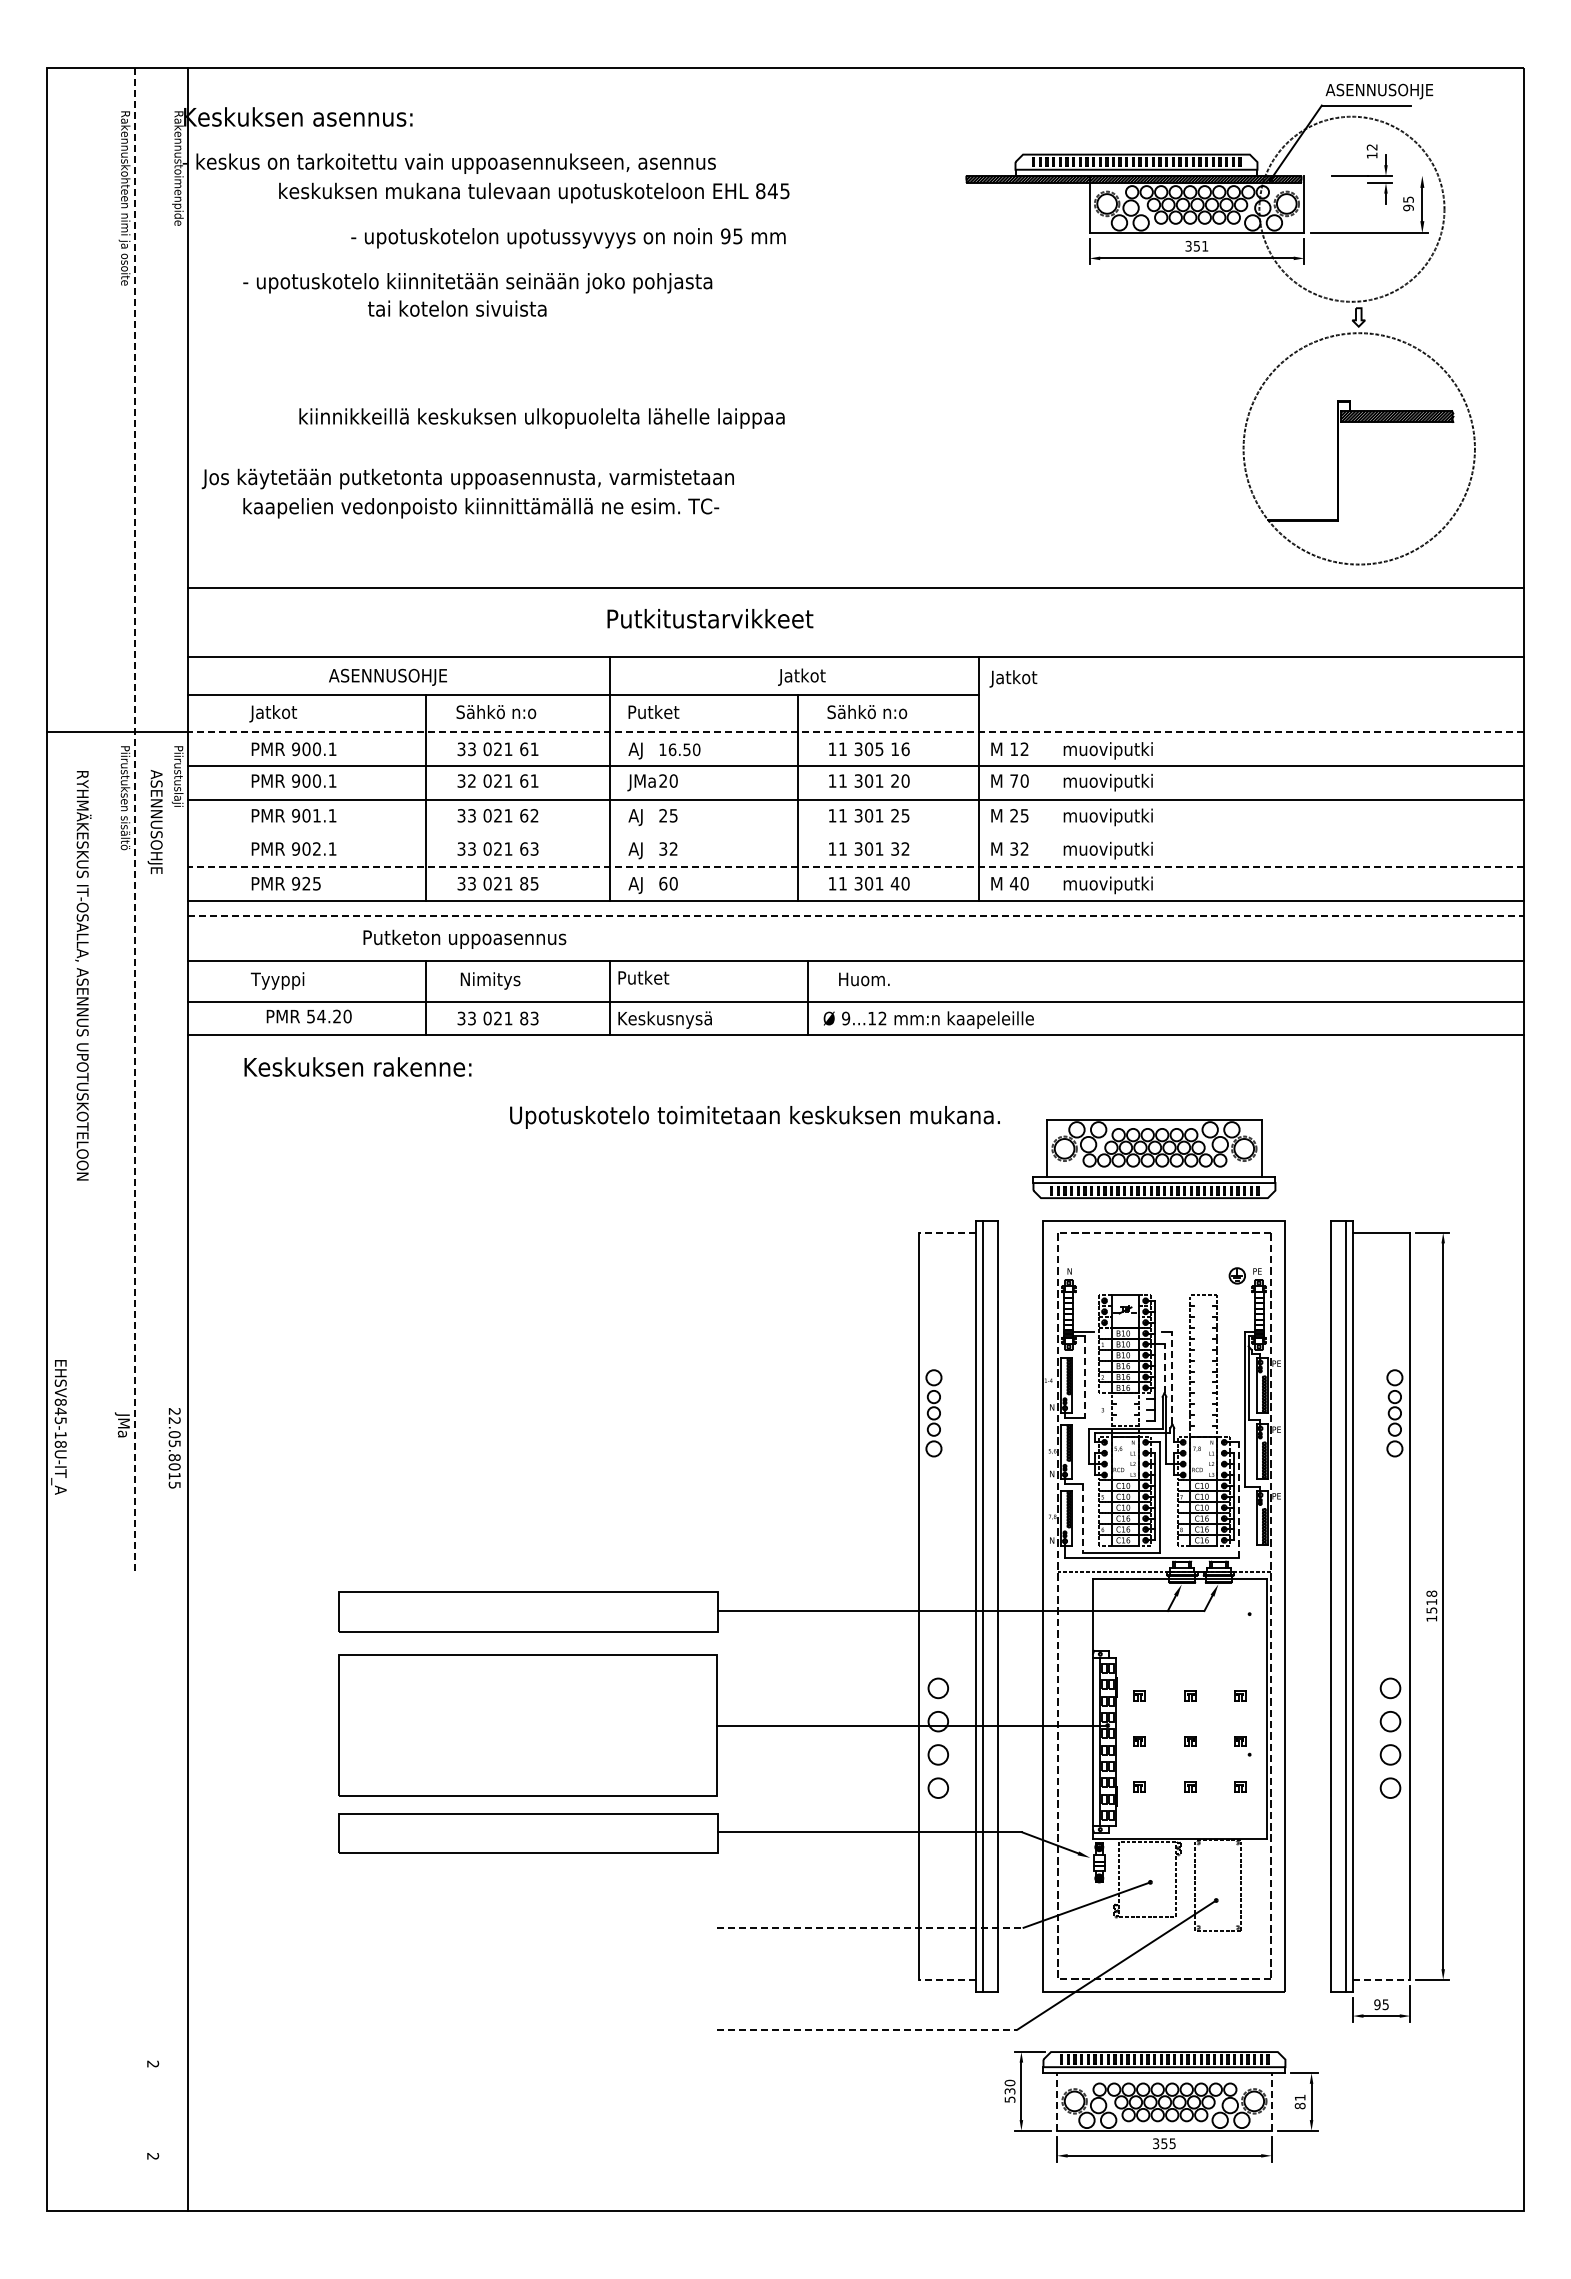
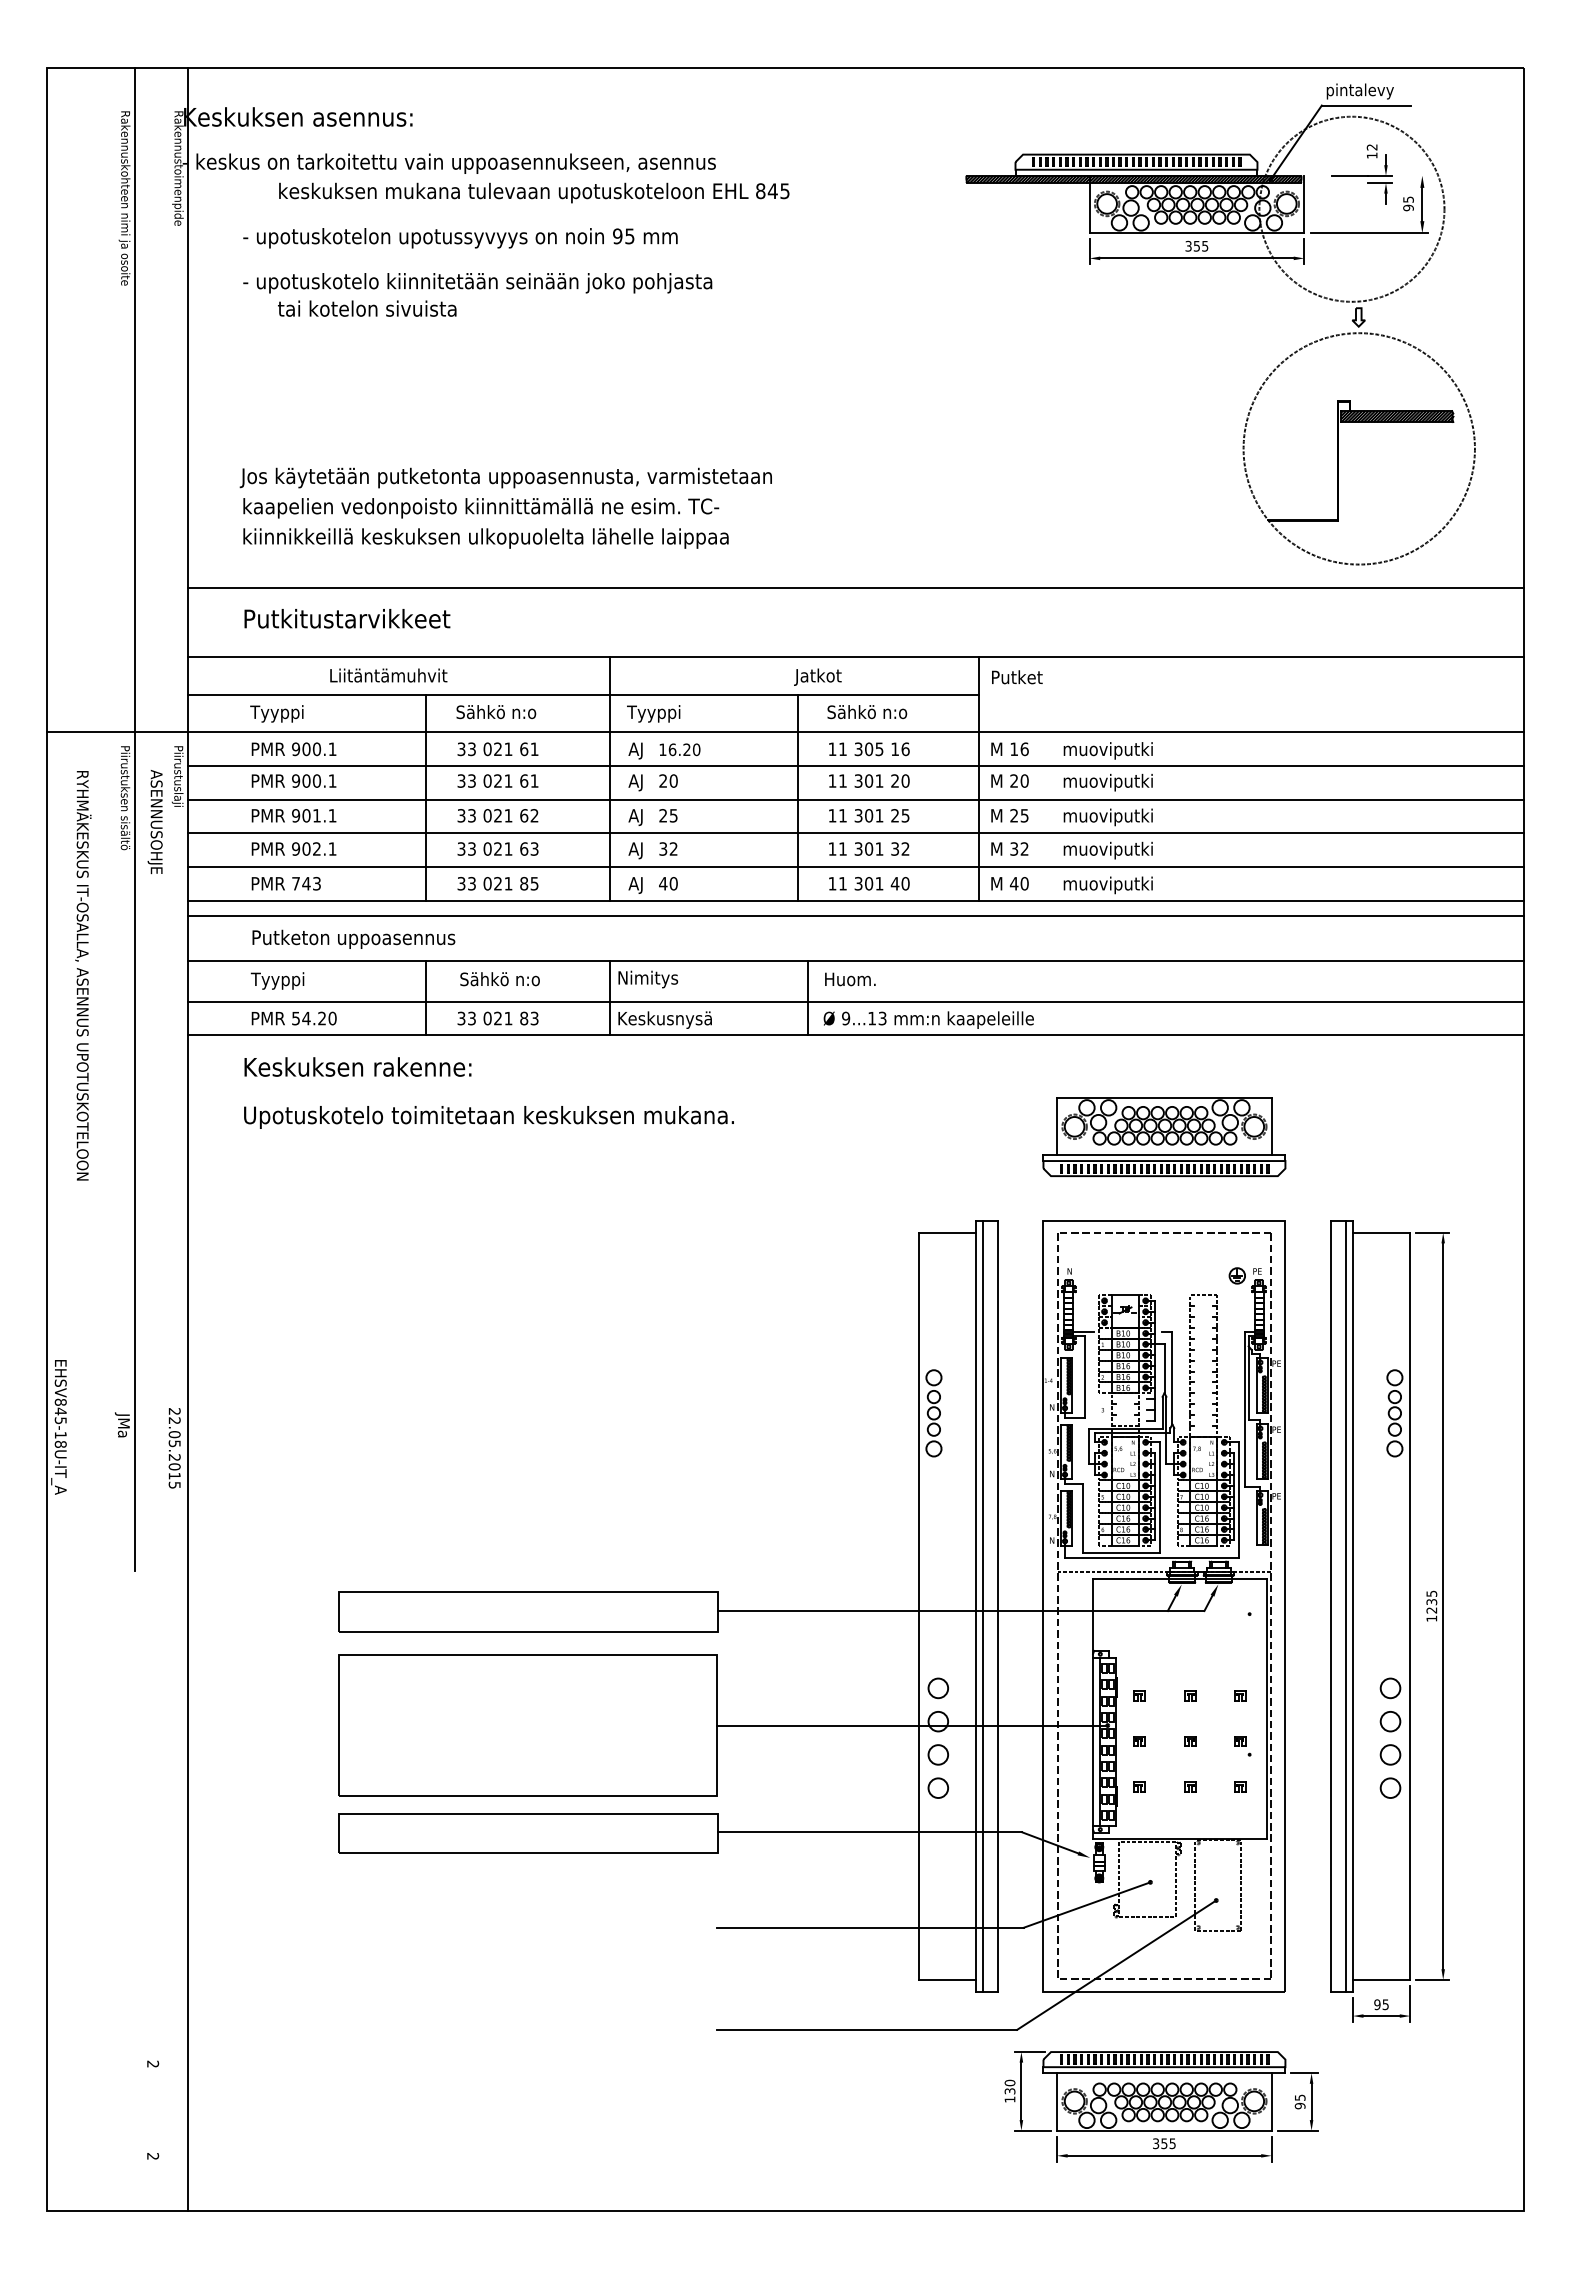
text: ASENNUSOHJE -> pintalevy (1379, 91)
text position: (568, 238) -> (460, 238) (460, 238)
text: 351 -> 355 (1205, 246)
text position: (457, 308) -> (367, 308) (367, 308)
text position: (541, 418) -> (485, 538) (485, 538)
text position: (467, 478) -> (505, 477) (505, 477)
text position: (710, 618) -> (347, 618) (347, 618)
text: ASENNUSOHJE -> Liitäntämuhvit (388, 676)
text position: (801, 676) -> (817, 676) (817, 676)
text: Jatkot -> Putket (1015, 678)
text: Jatkot -> Tyyppi (276, 713)
text: Putket -> Tyyppi (653, 713)
line: dashed -> solid (855, 732)
text: 16.50 -> 16.20 (686, 749)
text: 12 -> 16 (1024, 749)
text: 32 -> 33 (471, 780)
text: 70 -> 20 (1013, 780)
text: JMa -> AJ (641, 782)
line: dashed -> solid (134, 820)
line: none -> present (855, 833)
line: dashed -> solid (855, 866)
text: 925 -> 743 (306, 883)
text: 60 -> 40 (663, 883)
line: dashed -> solid (856, 915)
text position: (464, 938) -> (353, 938) (353, 938)
text: Putket -> Nimitys (649, 979)
text position: (864, 979) -> (850, 979) (850, 979)
text: Nimitys -> Sähkö n:o (499, 980)
text position: (308, 1016) -> (293, 1018) (293, 1018)
text: 9...12 -> 9...13 (882, 1018)
text position: (754, 1117) -> (488, 1117) (488, 1117)
part position: (1154, 1158) -> (1164, 1136) (1164, 1136)
line: dashed -> solid (947, 1232)
line: dashed -> solid (1164, 1368)
line: dashed -> solid (1085, 1376)
line: dashed -> solid (1172, 1377)
text: 22.05.8015 -> 22.05.2015 (174, 1457)
line: dashed -> solid (1239, 1500)
line: dashed -> solid (1082, 1518)
text: 1518 -> 1235 (1431, 1601)
line: dashed -> solid (870, 1927)
line: dashed -> solid (947, 1979)
line: dashed -> solid (1381, 1979)
line: dashed -> solid (867, 2029)
text: 530 -> 130 (1009, 2099)
line: dashed -> solid (1057, 2101)
line: dashed -> solid (1271, 2101)
text: 81 -> 95 (1300, 2101)
